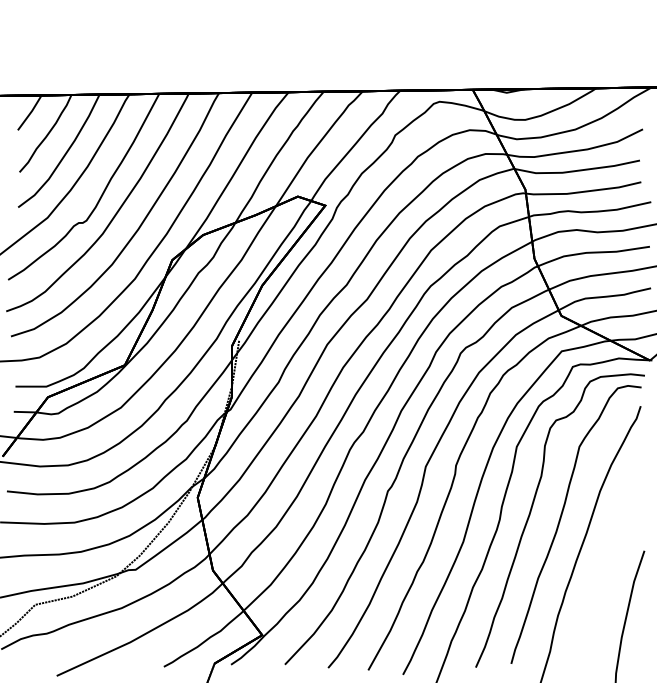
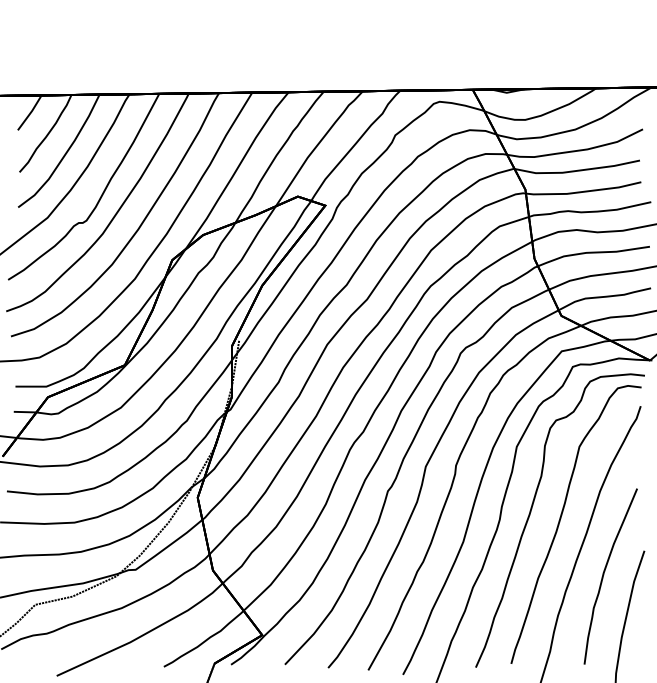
part: none -> present (604, 574)
